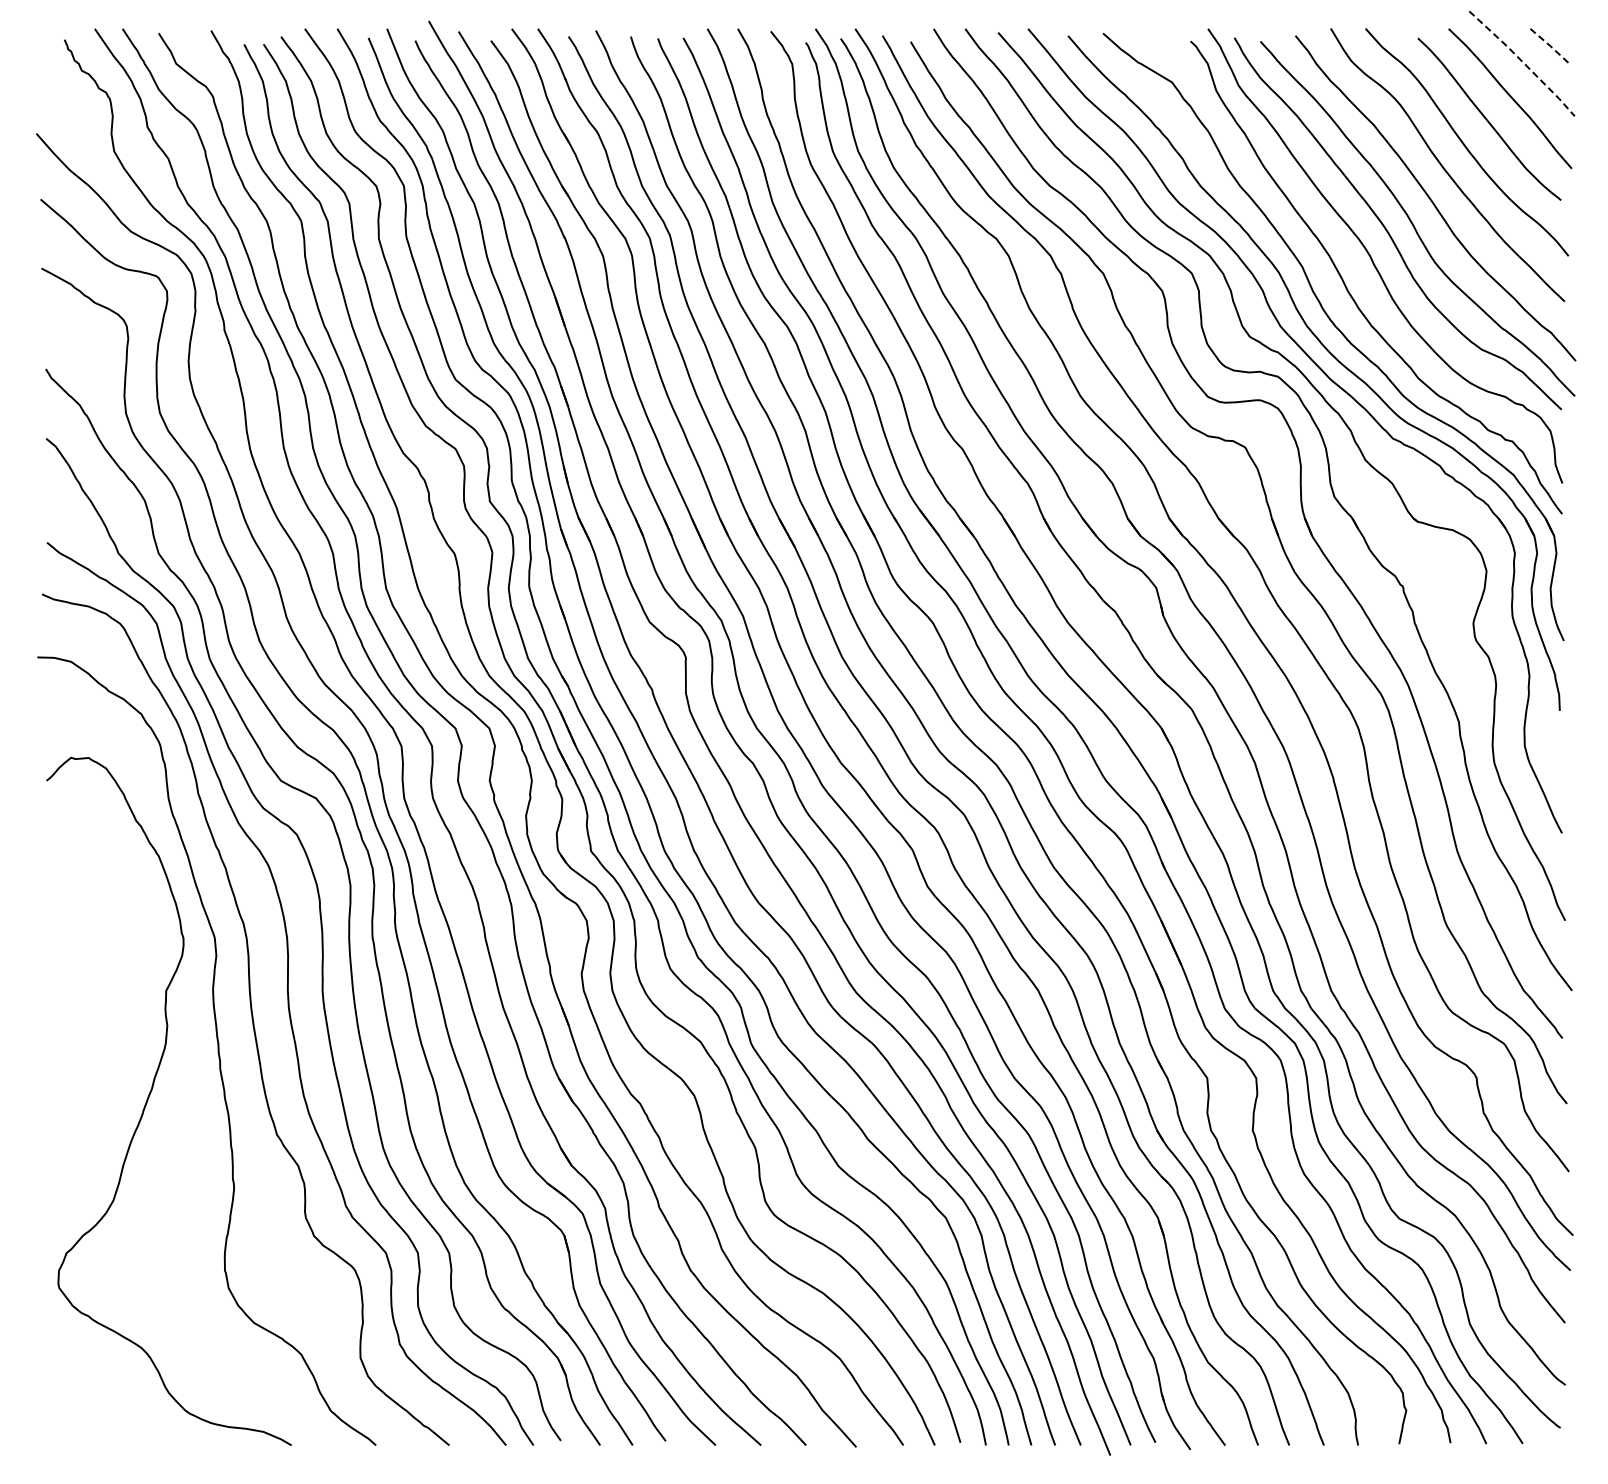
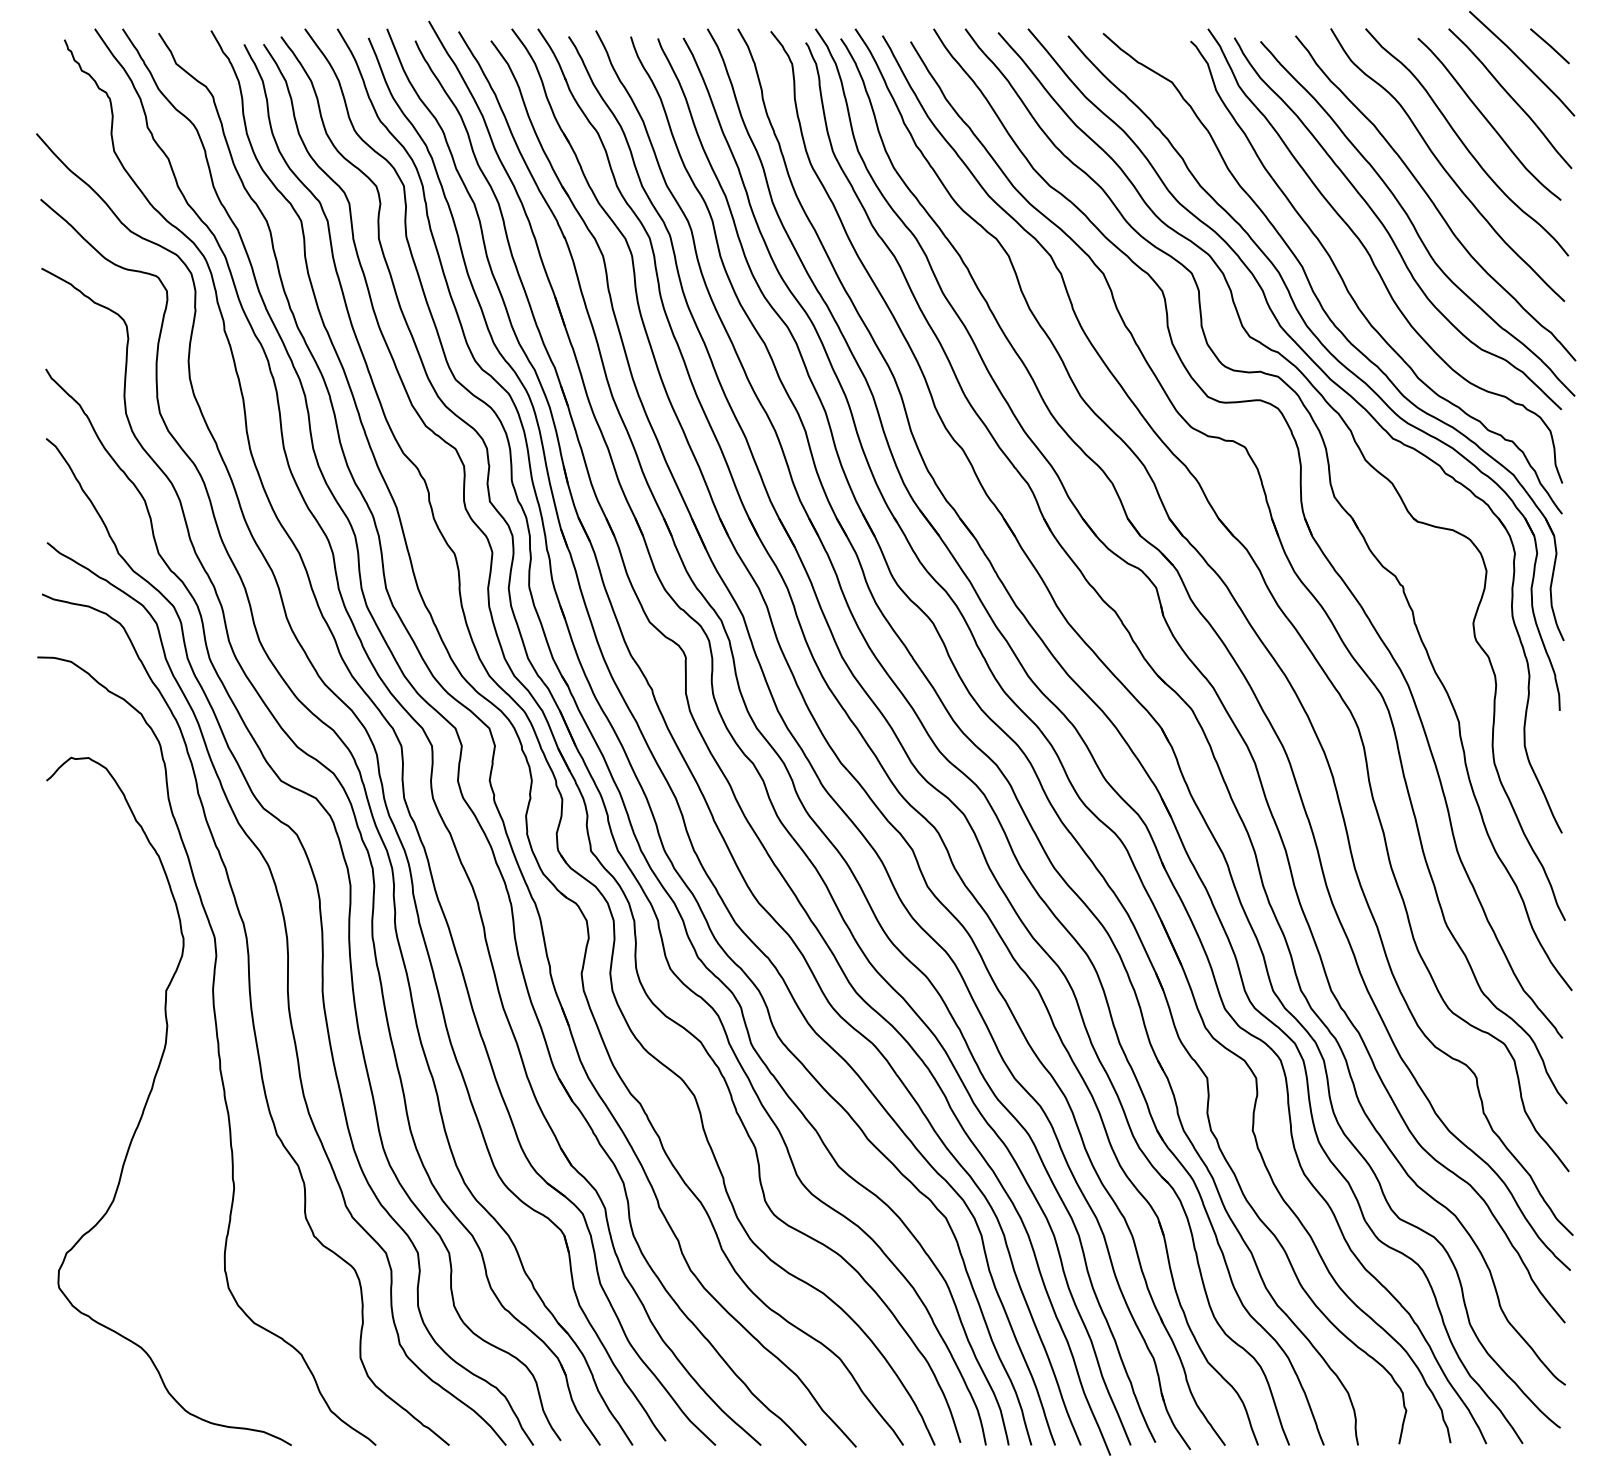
line: dashed -> solid (1550, 46)
line: dashed -> solid (1523, 62)
